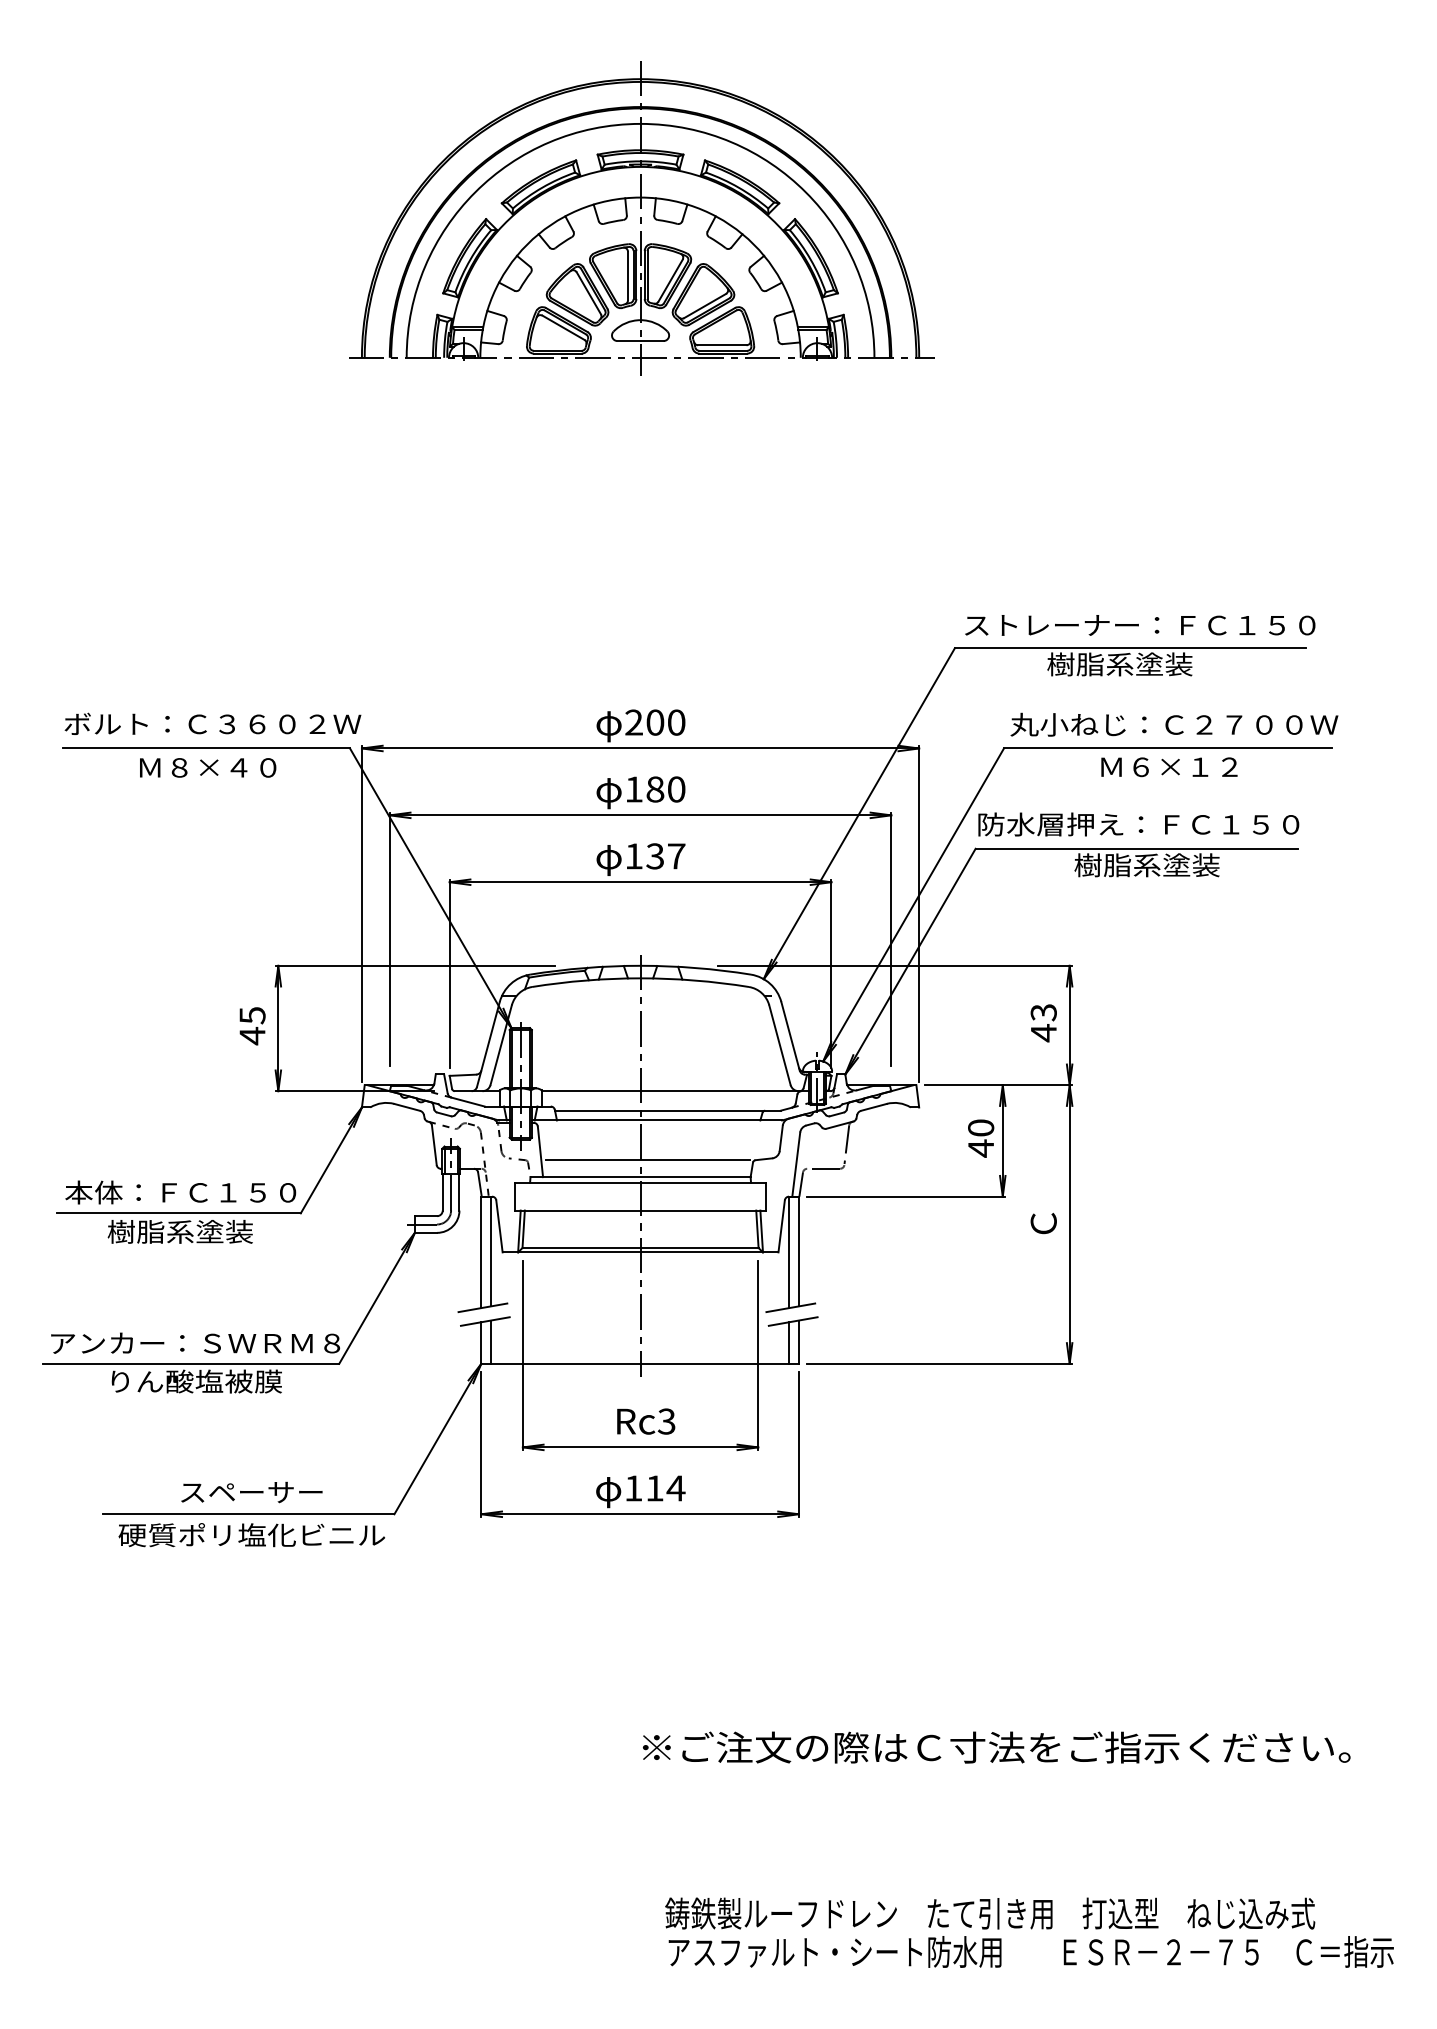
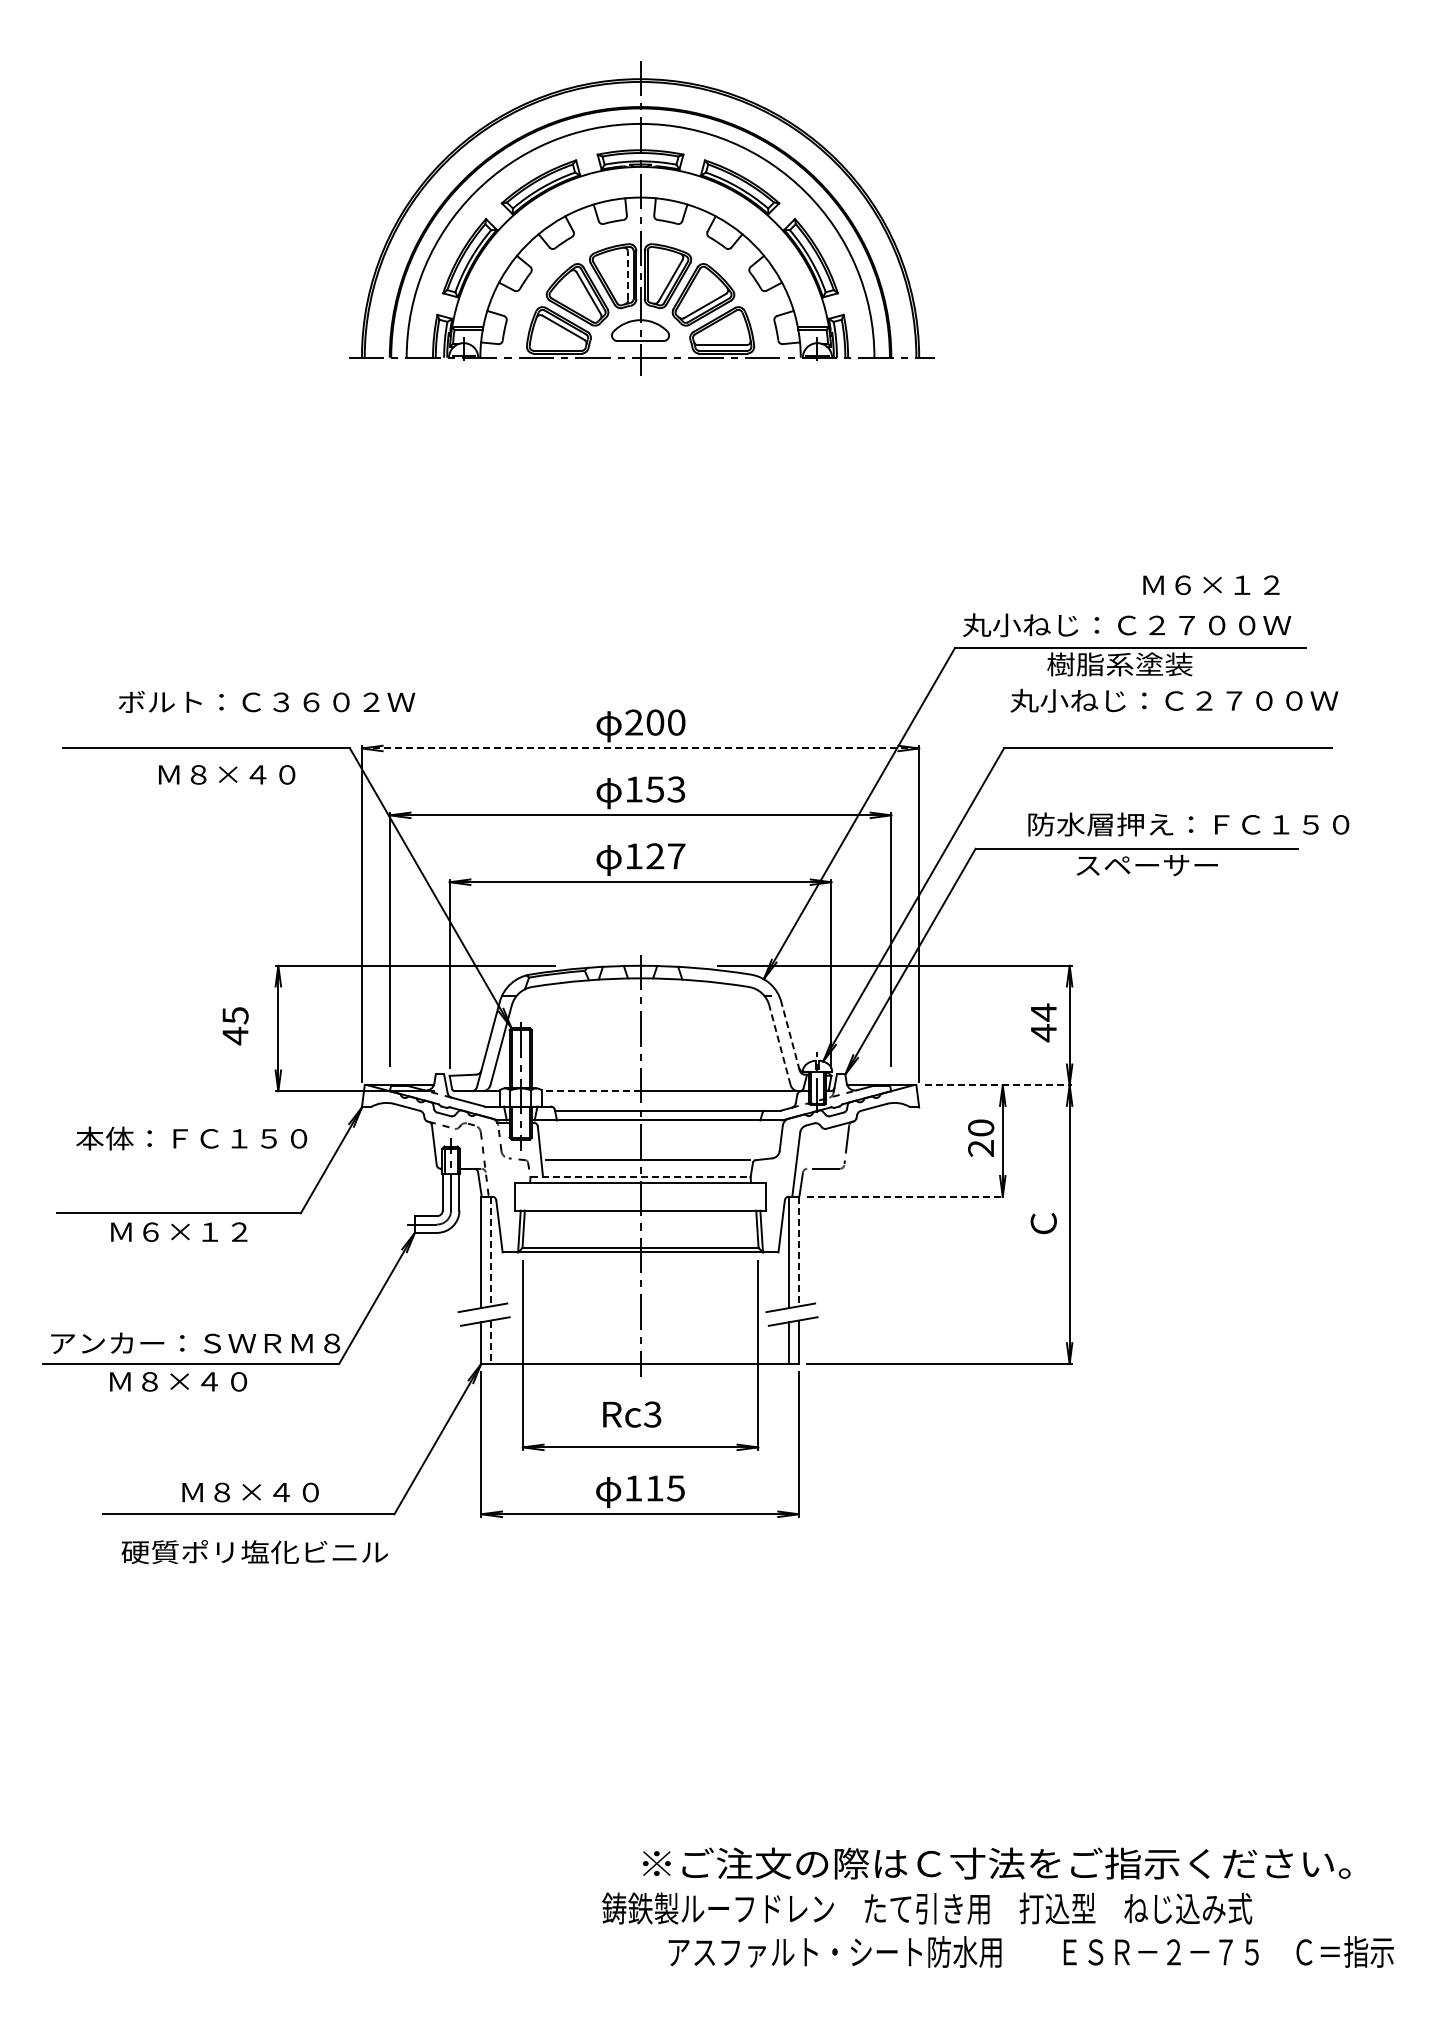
line: solid -> dashed (628, 275)
text: ストレーナー：ＦＣ１５０ -> 丸小ねじ：Ｃ２７００Ｗ (1139, 625)
text position: (212, 723) -> (266, 701) (266, 701)
text position: (1174, 724) -> (1174, 700) (1174, 700)
line: solid -> dashed (640, 748)
text position: (208, 767) -> (227, 774) (227, 774)
text position: (1169, 767) -> (1211, 585) (1211, 585)
text: 180 -> 153 (665, 789)
text position: (1138, 824) -> (1188, 824) (1188, 824)
text: 137 -> 127 (655, 856)
text: 樹脂系塗装 -> スペーサー (1146, 865)
text: 43 -> 44 (1043, 1012)
text position: (252, 1026) -> (235, 1026) (235, 1026)
line: solid -> dashed (790, 1035)
line: solid -> dashed (779, 1044)
line: solid -> dashed (998, 1085)
line: solid -> dashed (590, 1091)
text: 40 -> 20 (980, 1148)
line: solid -> dashed (641, 1177)
text position: (180, 1192) -> (191, 1138) (191, 1138)
line: solid -> dashed (906, 1196)
text: 樹脂系塗装 -> Ｍ６×１２ (179, 1231)
line: solid -> dashed (491, 1251)
line: solid -> dashed (798, 1251)
line: solid -> dashed (491, 1342)
text: りん酸塩被膜 -> Ｍ８×４０ (195, 1381)
text position: (646, 1421) -> (632, 1414) (632, 1414)
text: 114 -> 115 (675, 1488)
text: スペーサー -> Ｍ８×４０ (251, 1492)
text position: (251, 1535) -> (254, 1552) (254, 1552)
text position: (996, 1747) -> (996, 1863) (996, 1863)
text position: (990, 1913) -> (927, 1908) (927, 1908)
